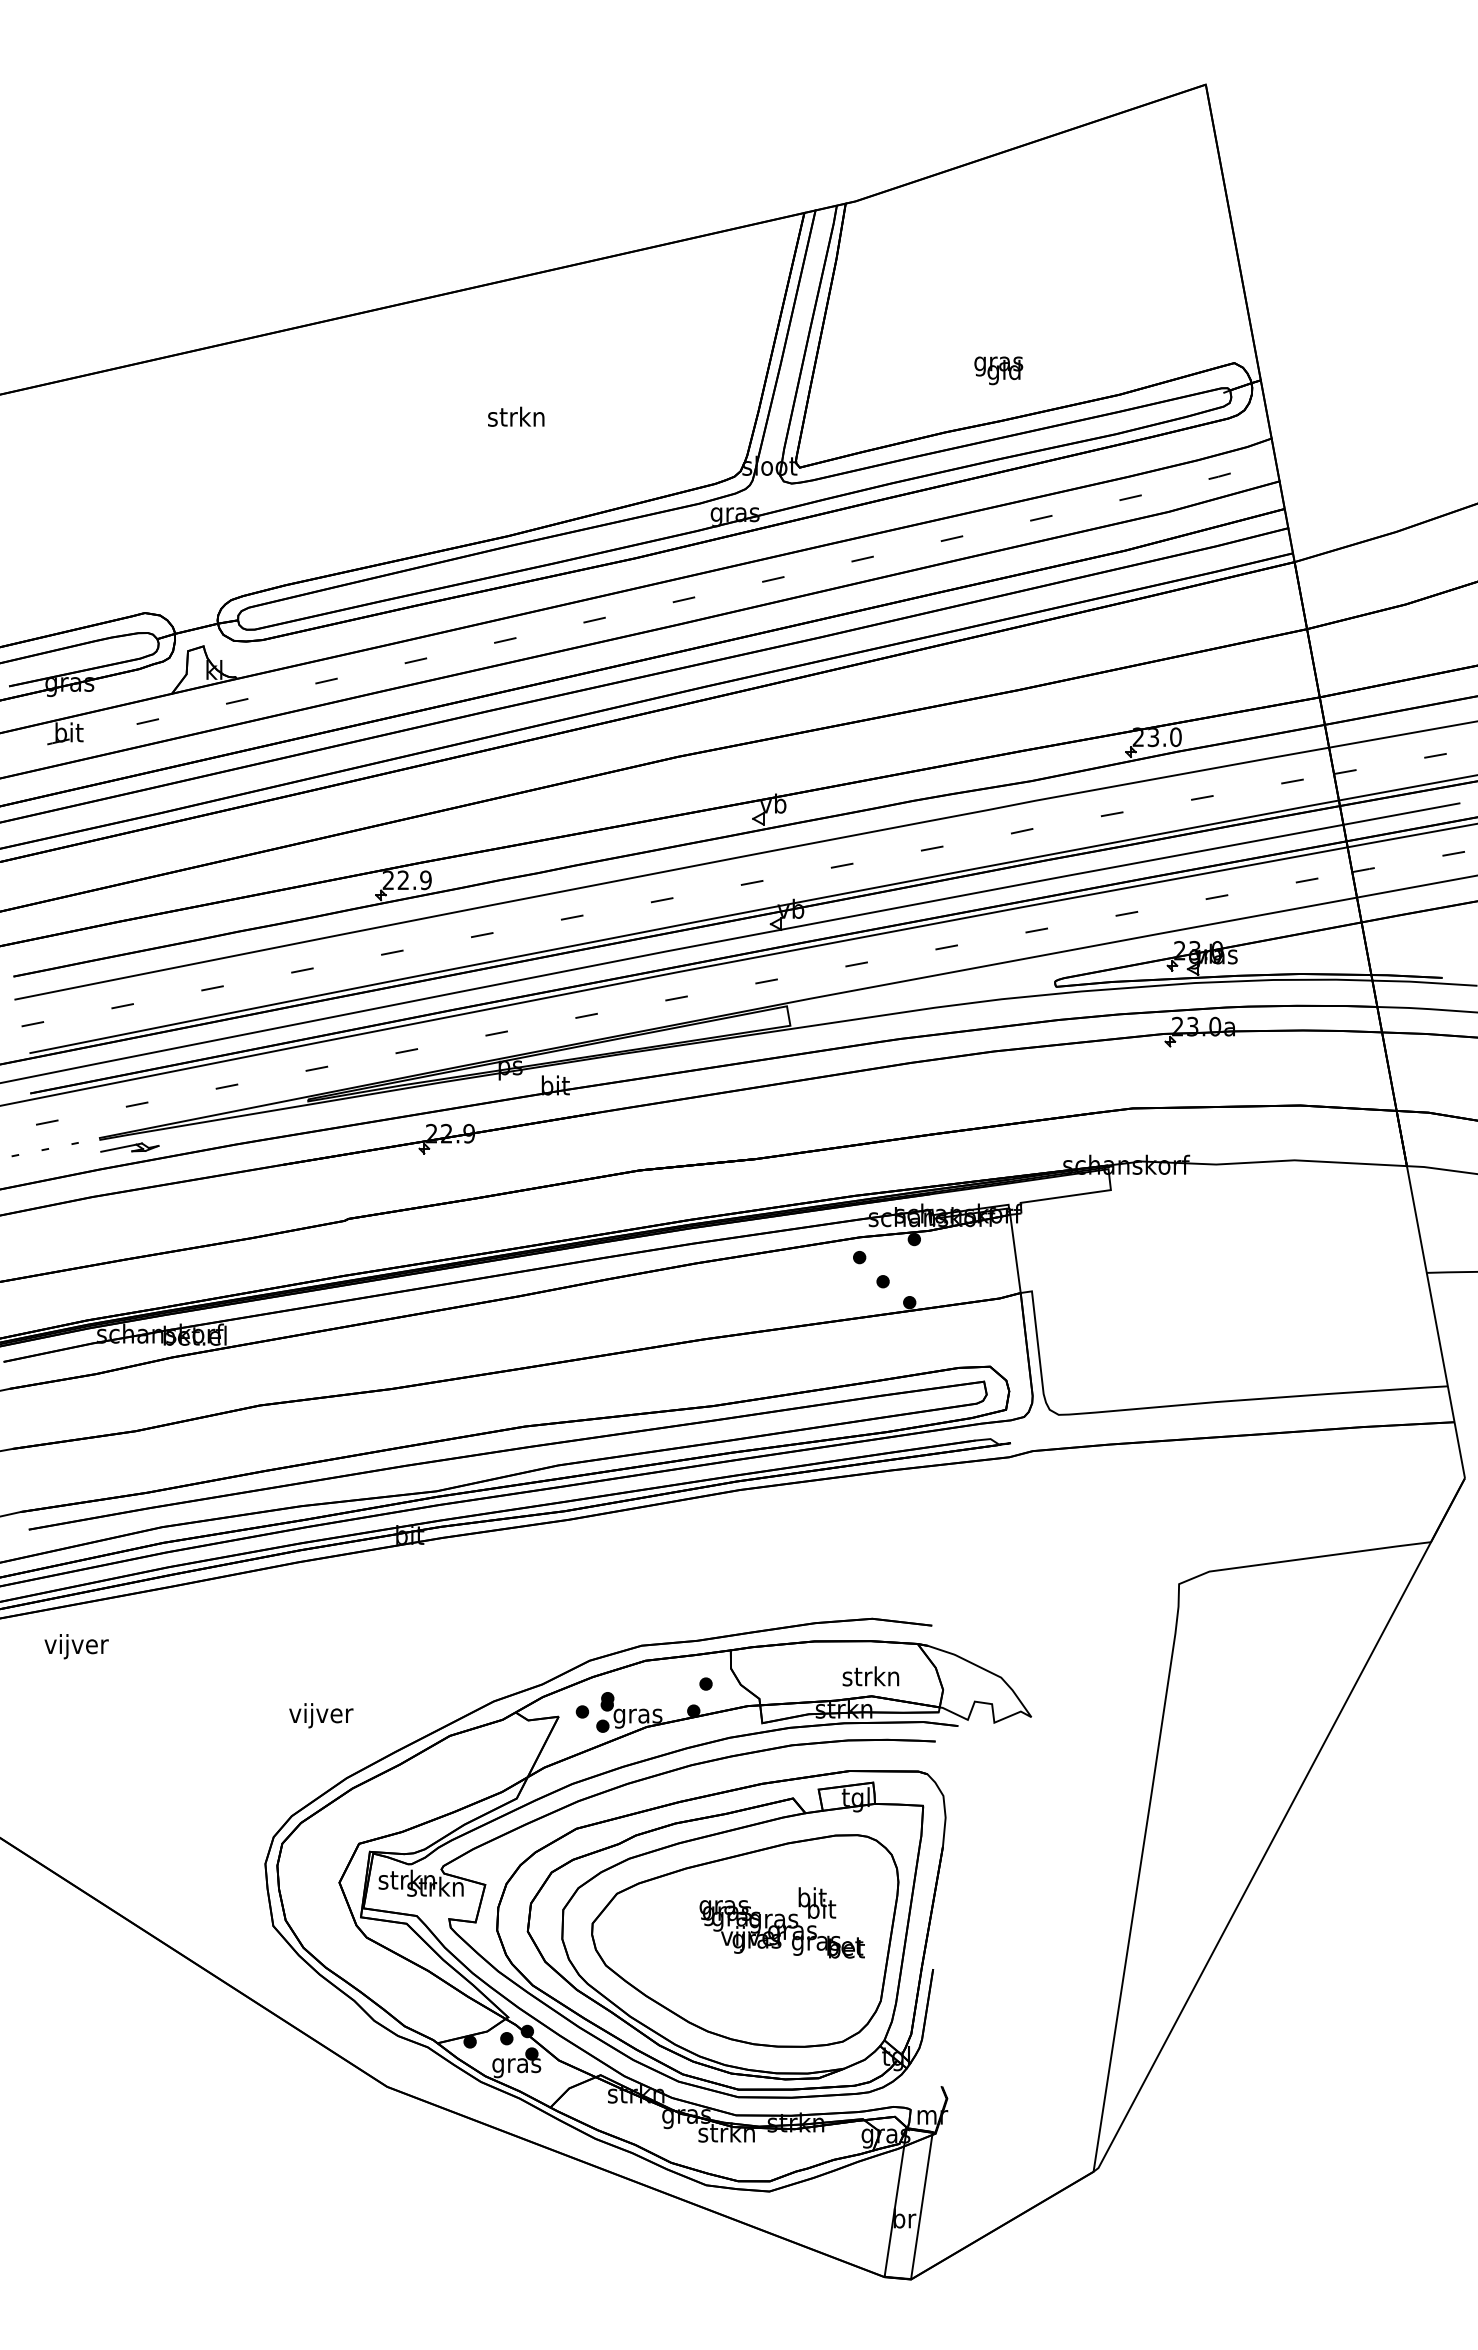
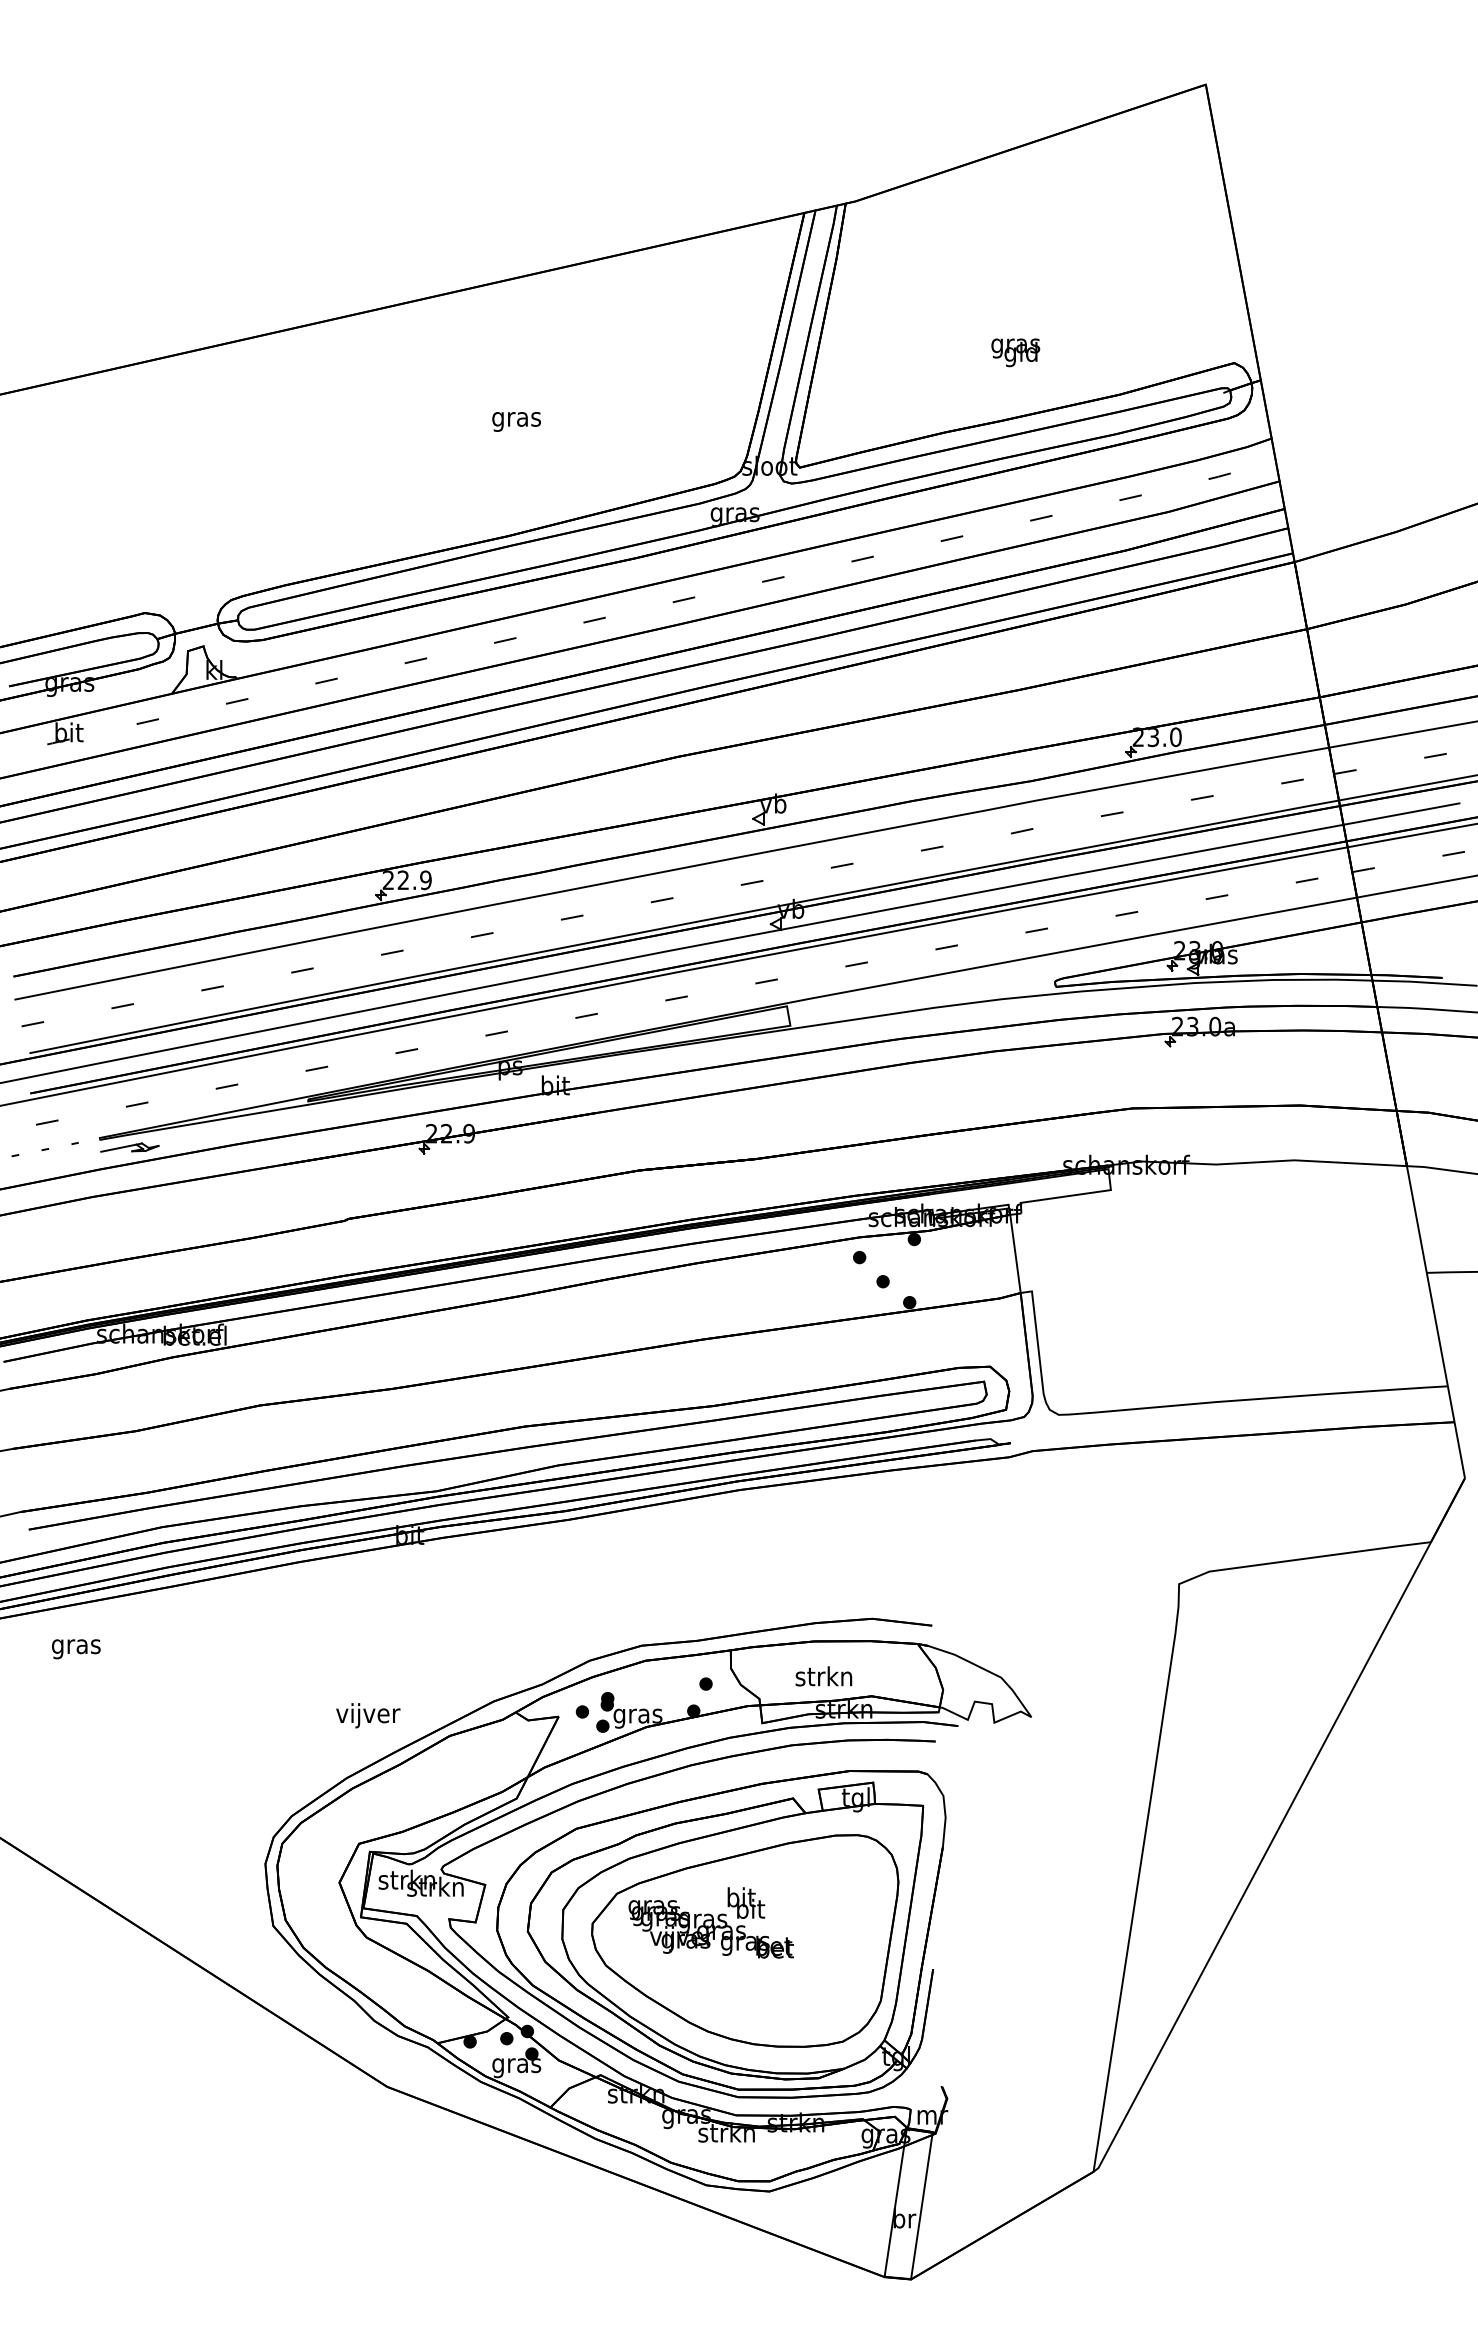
text position: (998, 370) -> (1015, 352) (1015, 352)
text: strkn -> gras (516, 418)
text: vijver -> gras (76, 1646)
text position: (870, 1676) -> (823, 1676) (823, 1676)
text position: (321, 1715) -> (368, 1715) (368, 1715)
text position: (781, 1922) -> (710, 1922) (710, 1922)
